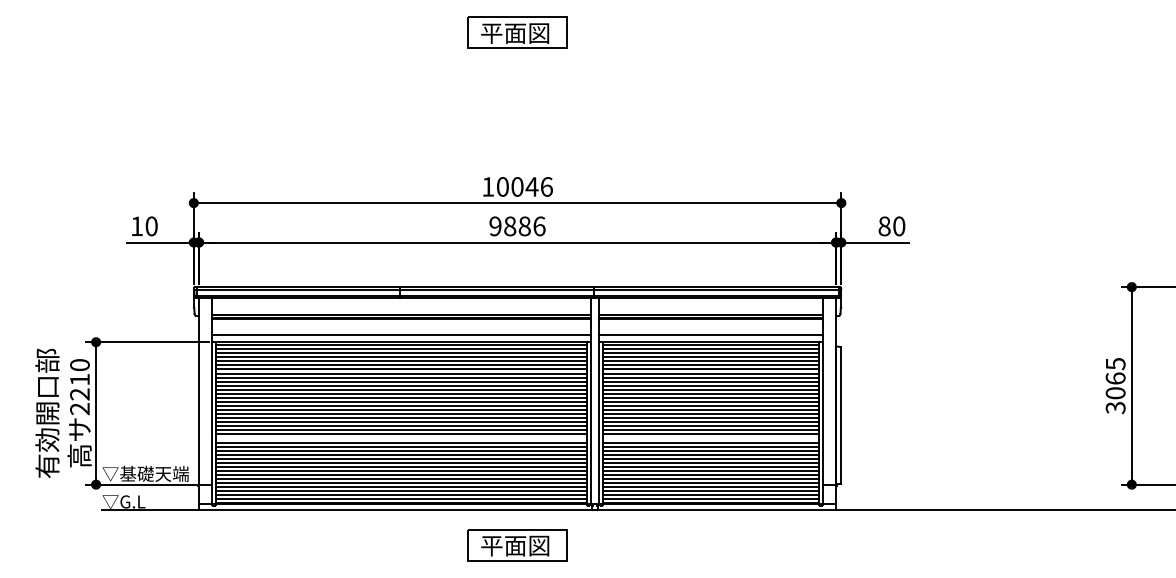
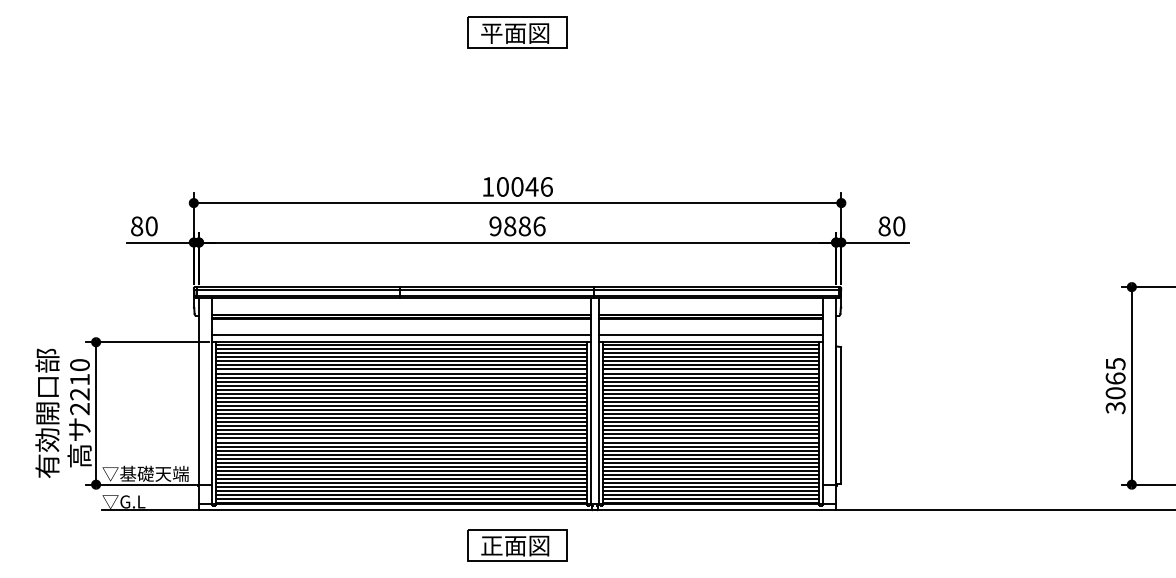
text: 10 -> 80 (137, 226)
line: none -> present (401, 438)
line: none -> present (710, 438)
text: 平面図 -> 正面図 (491, 546)
